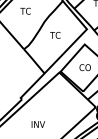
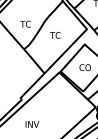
text position: (25, 10) -> (25, 23) (25, 23)
text position: (37, 124) -> (31, 124) (31, 124)
